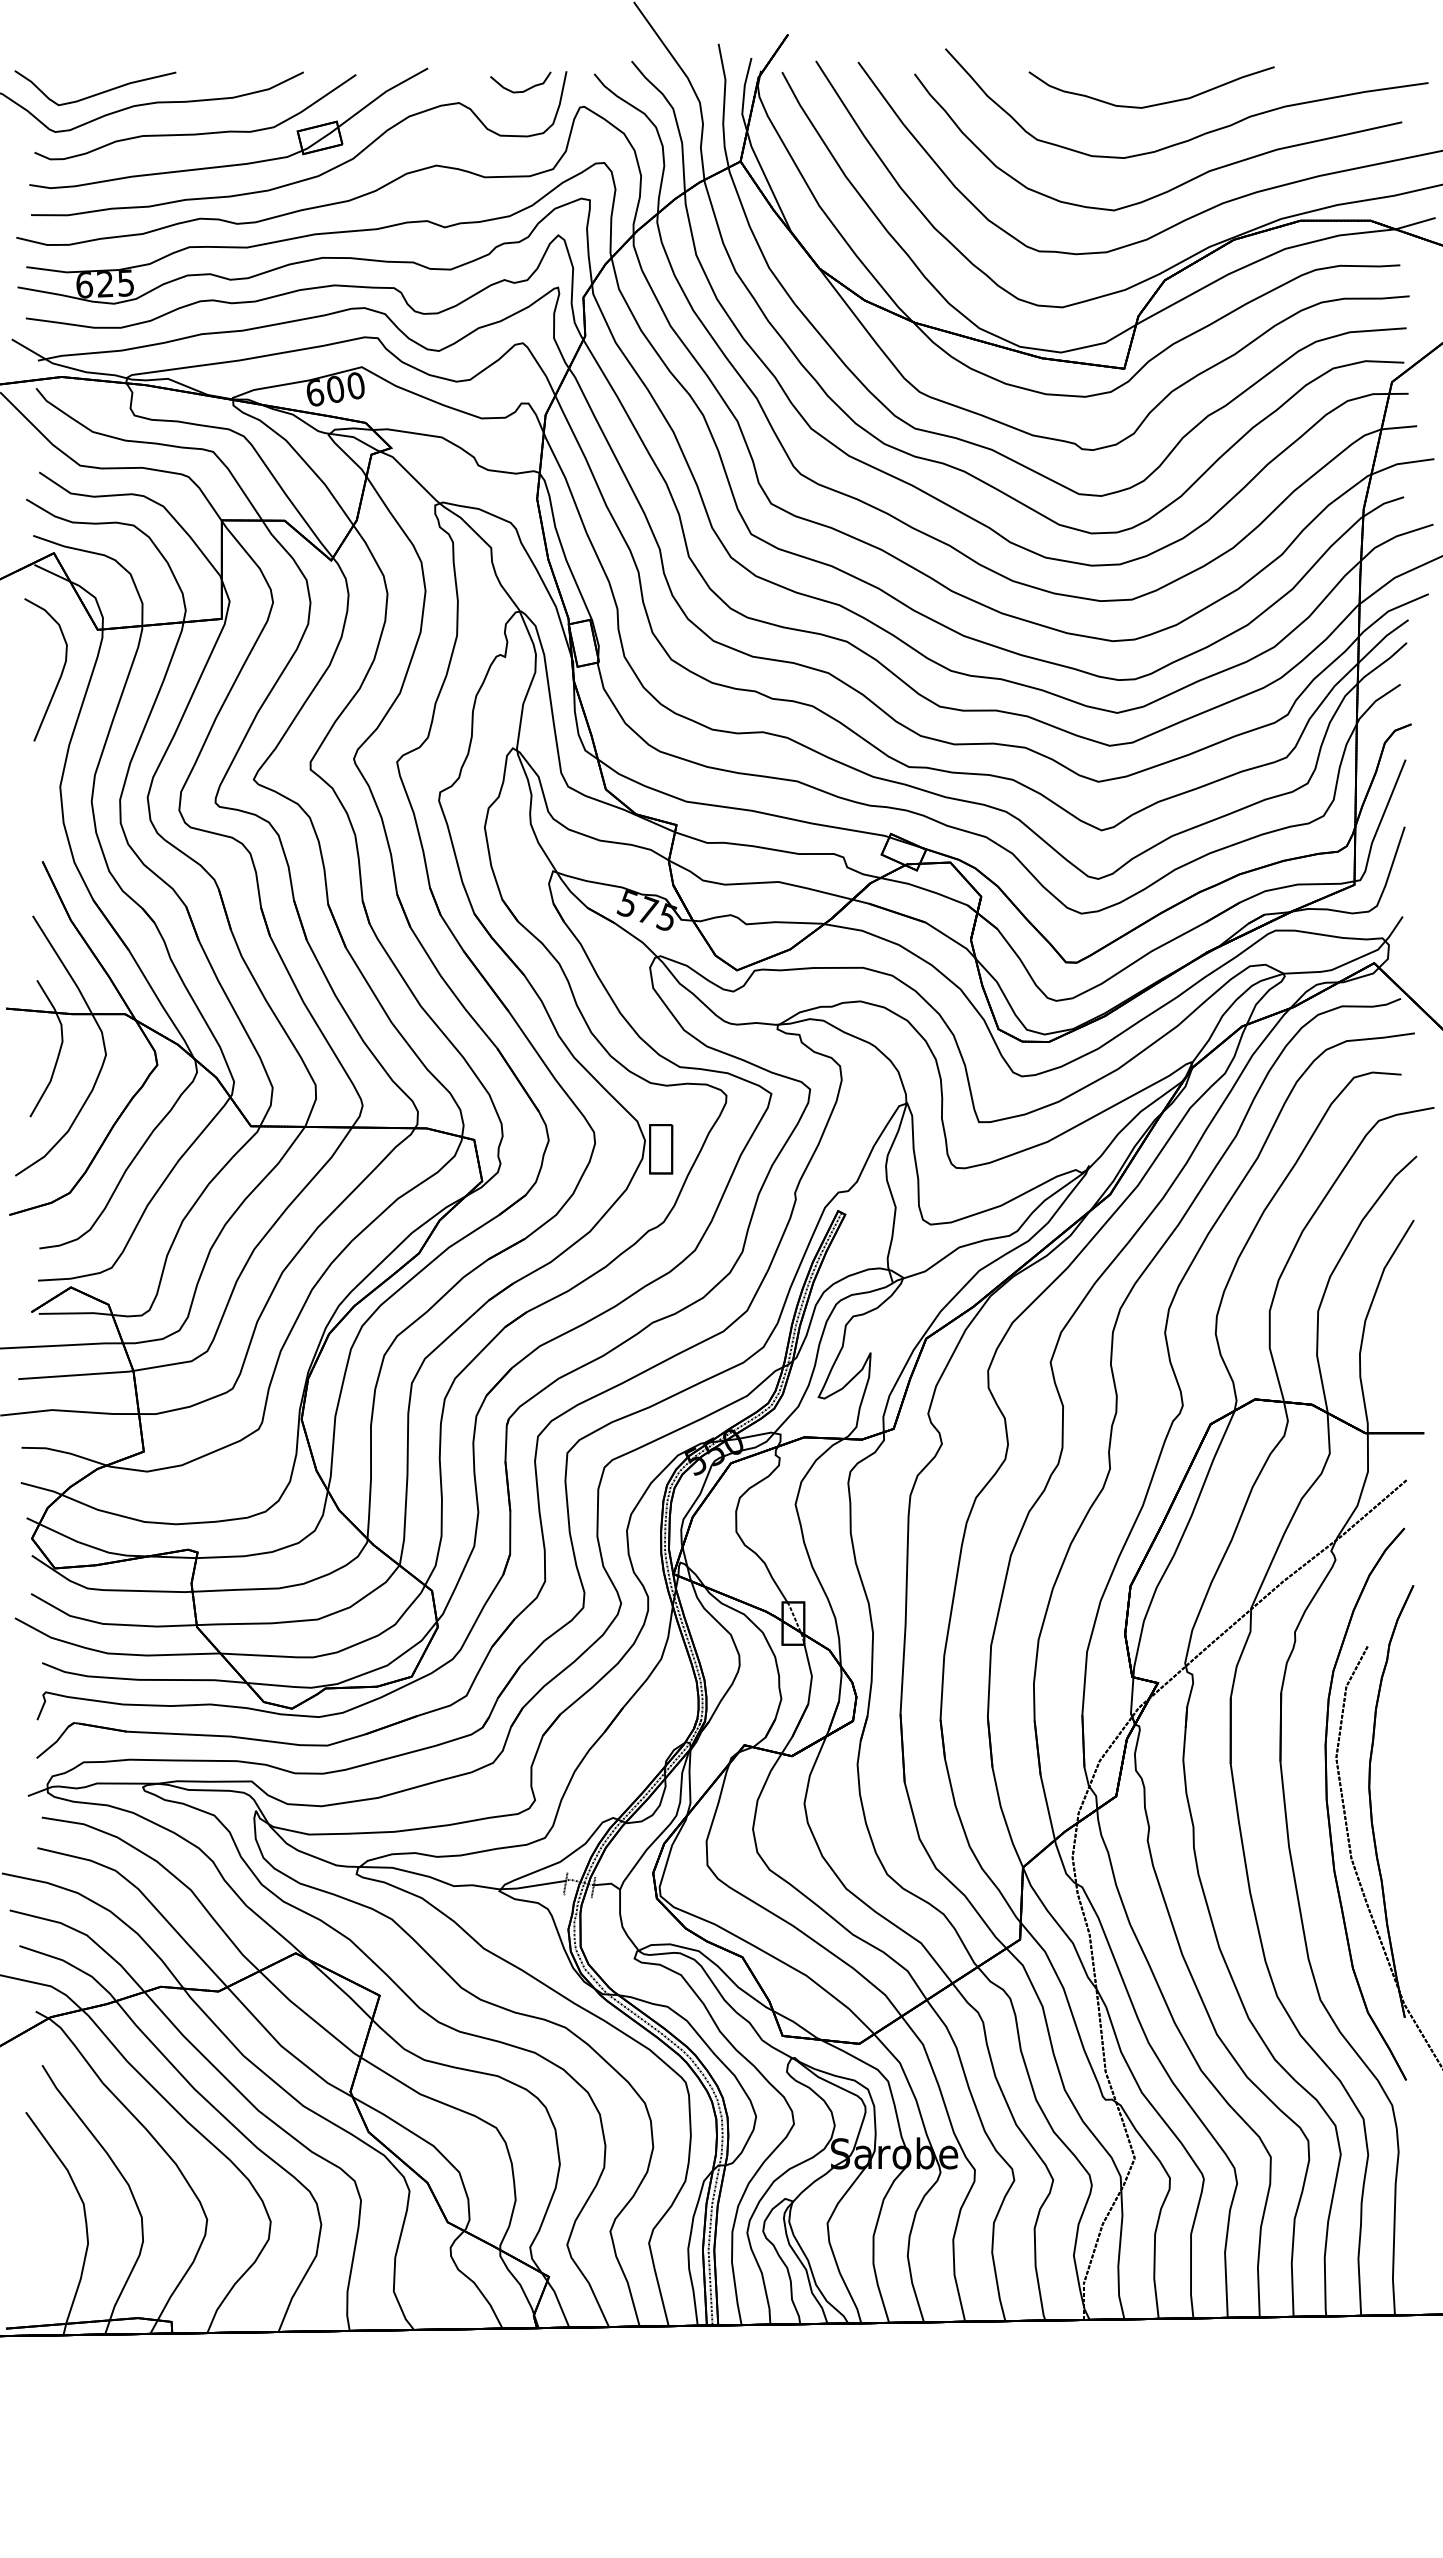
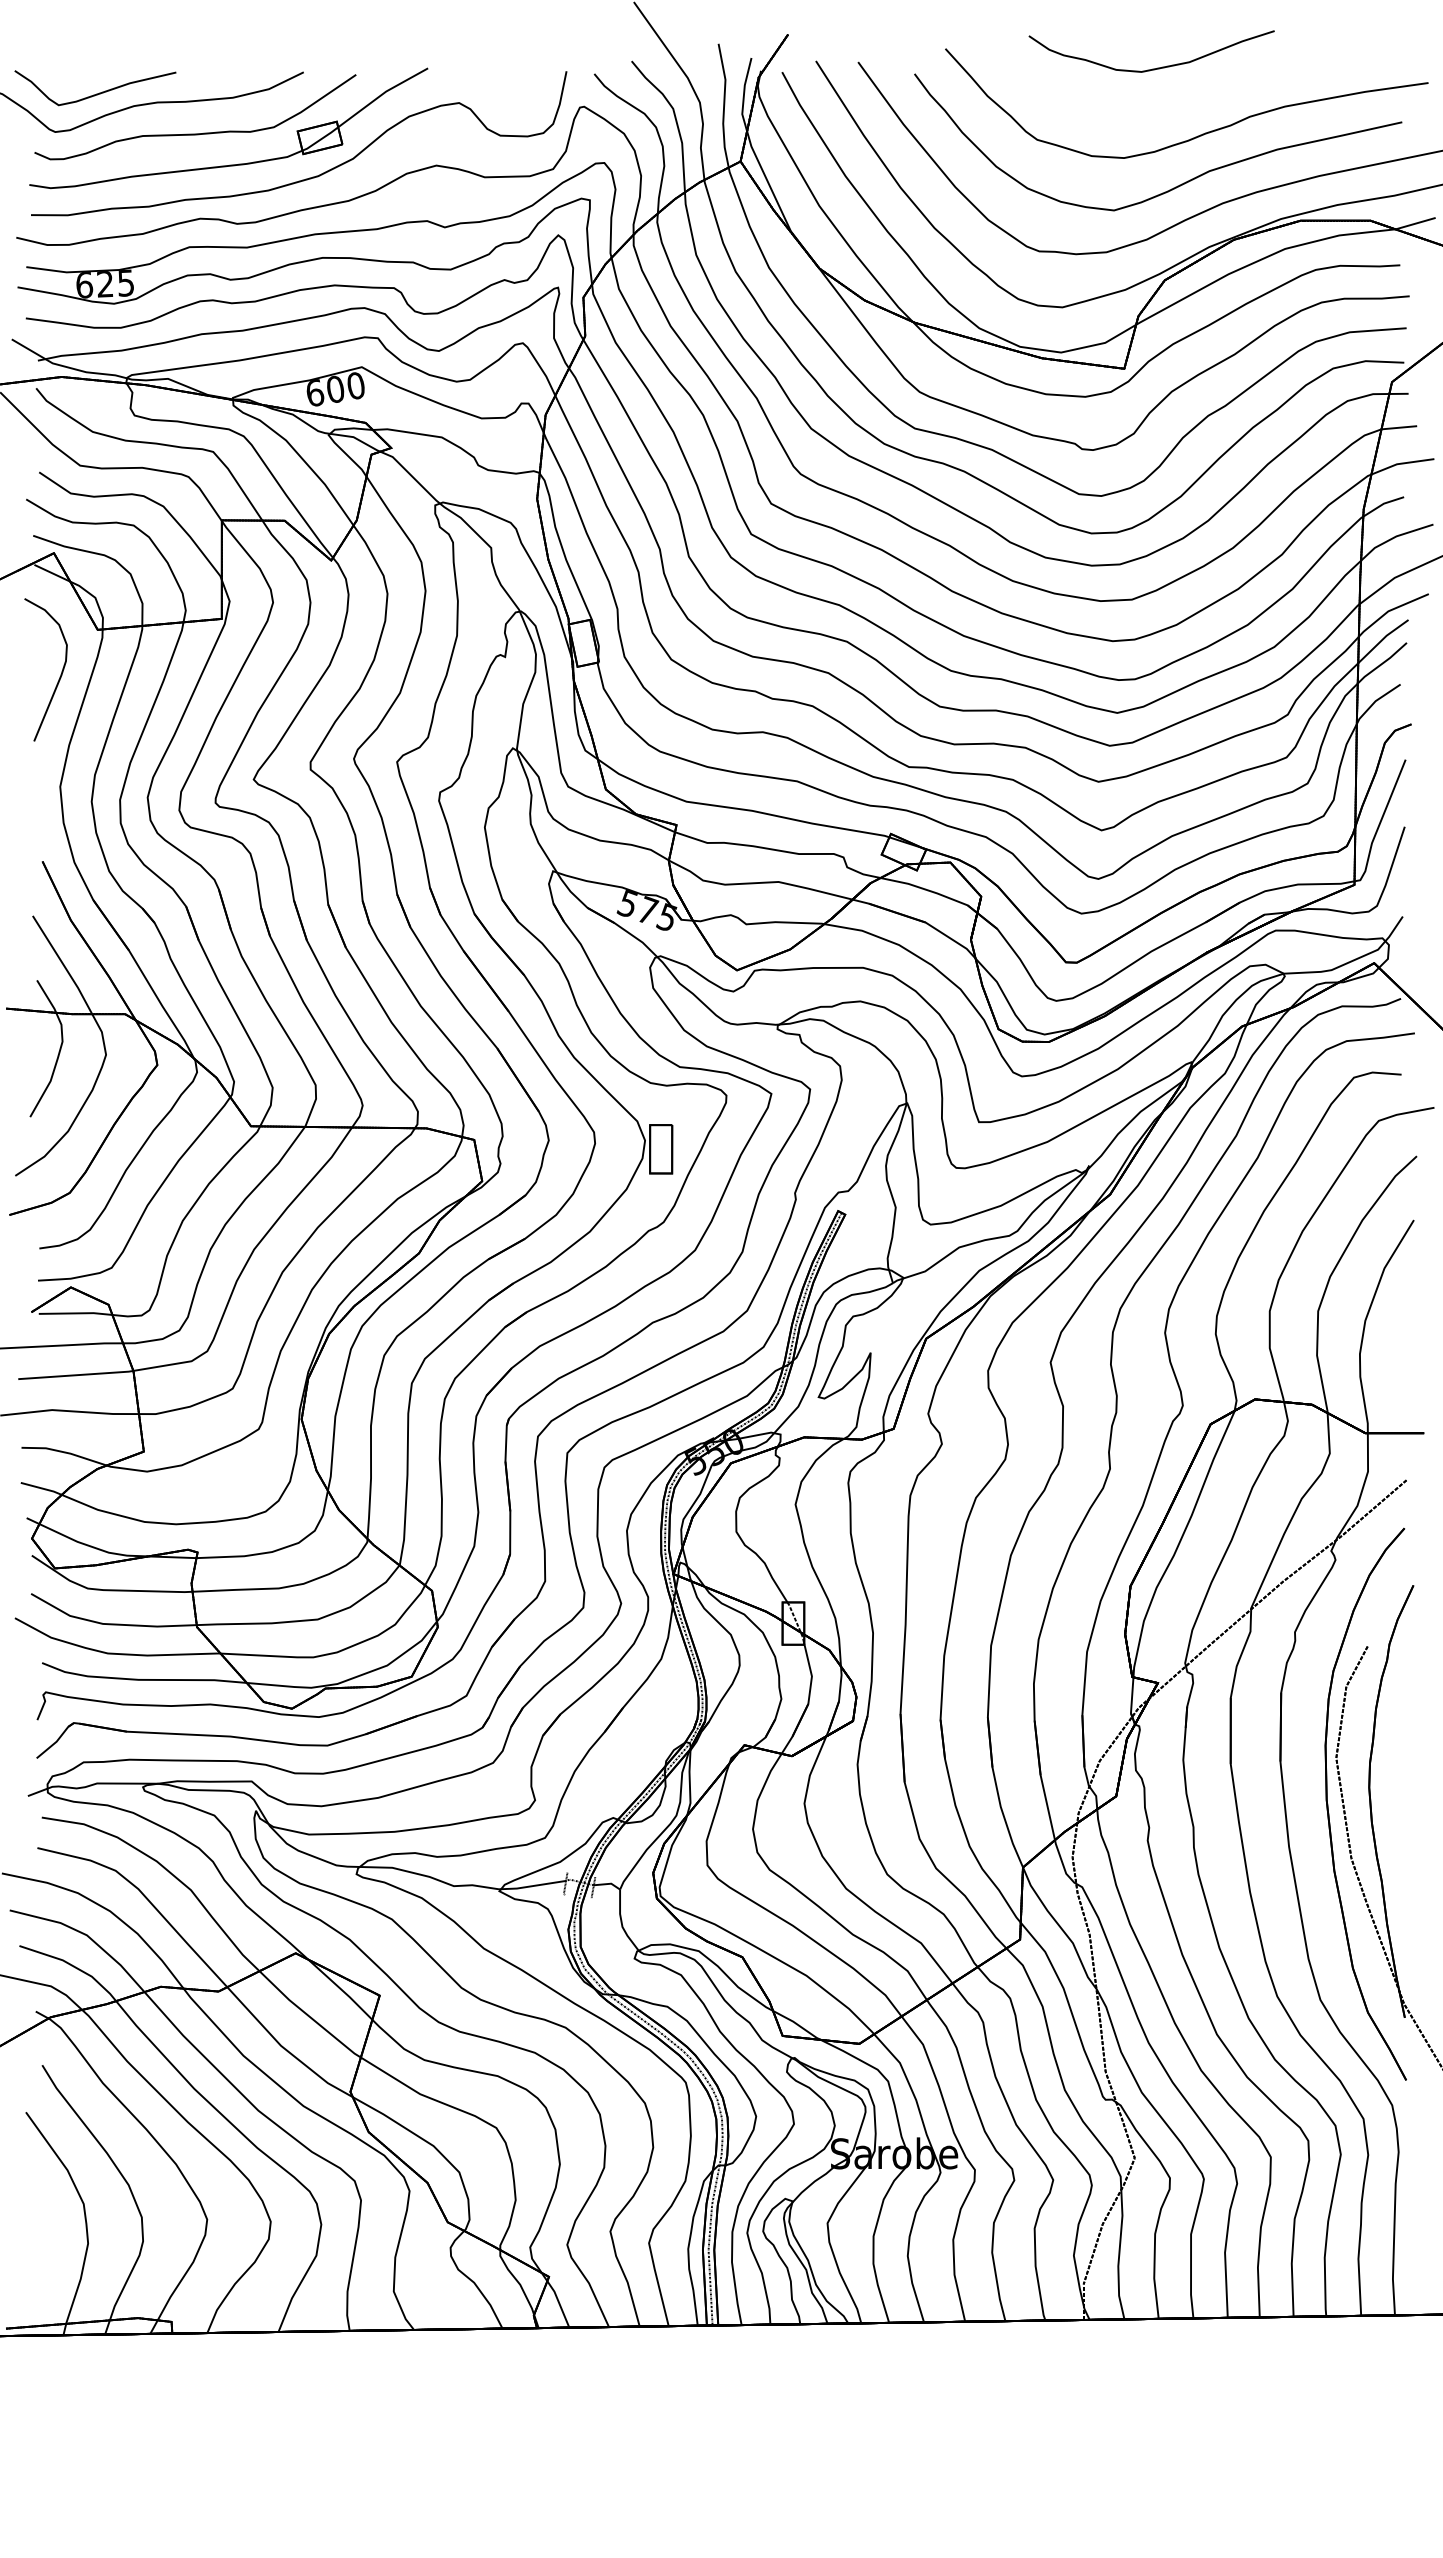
curve: present -> none (523, 90)
part position: (1152, 104) -> (1152, 68) (1152, 68)
